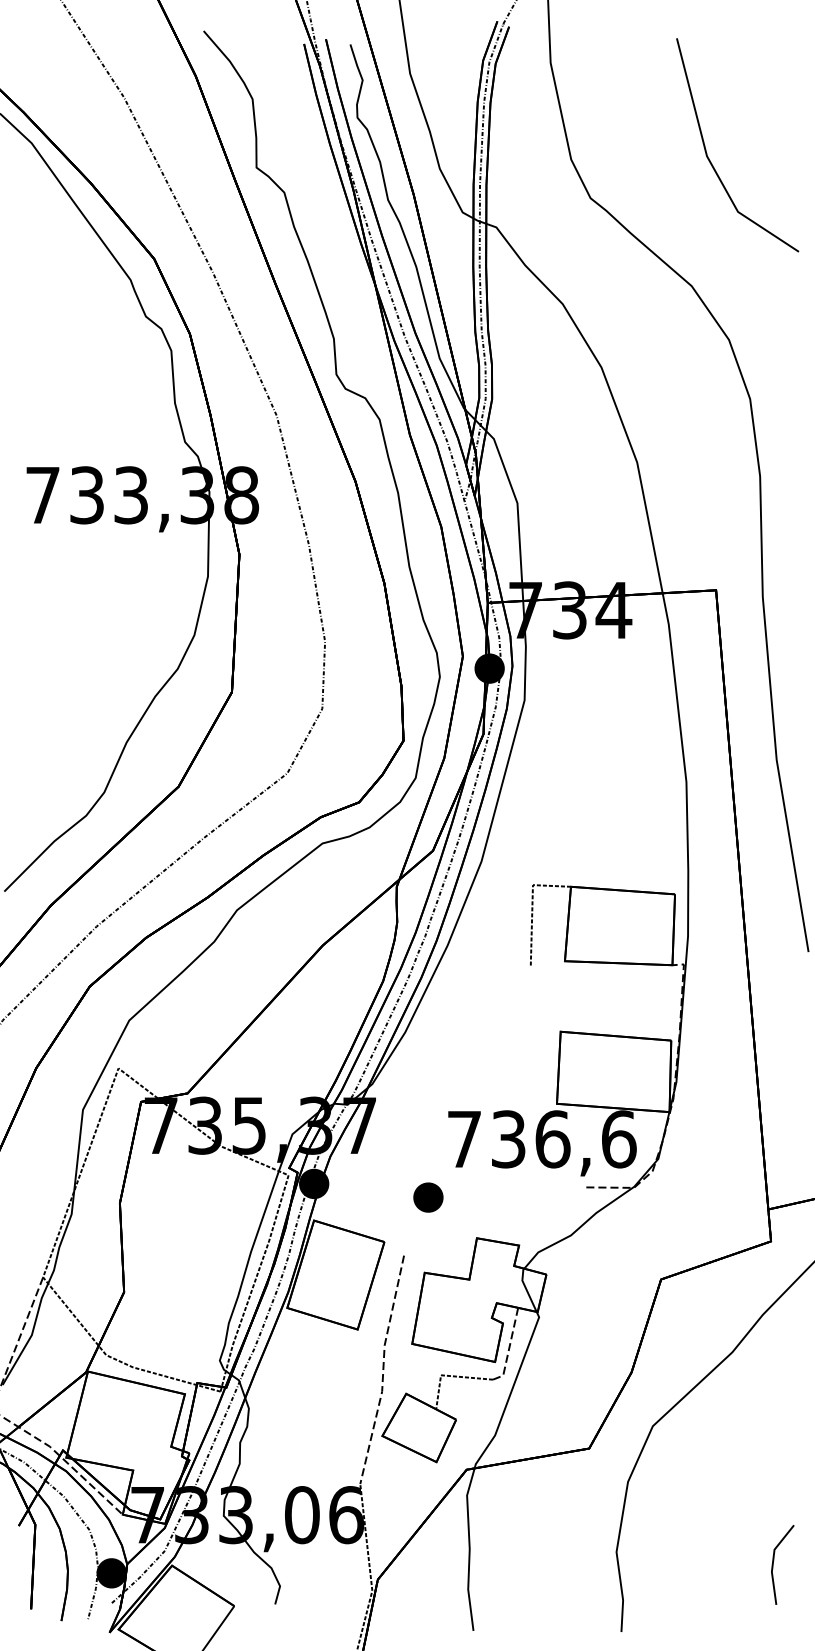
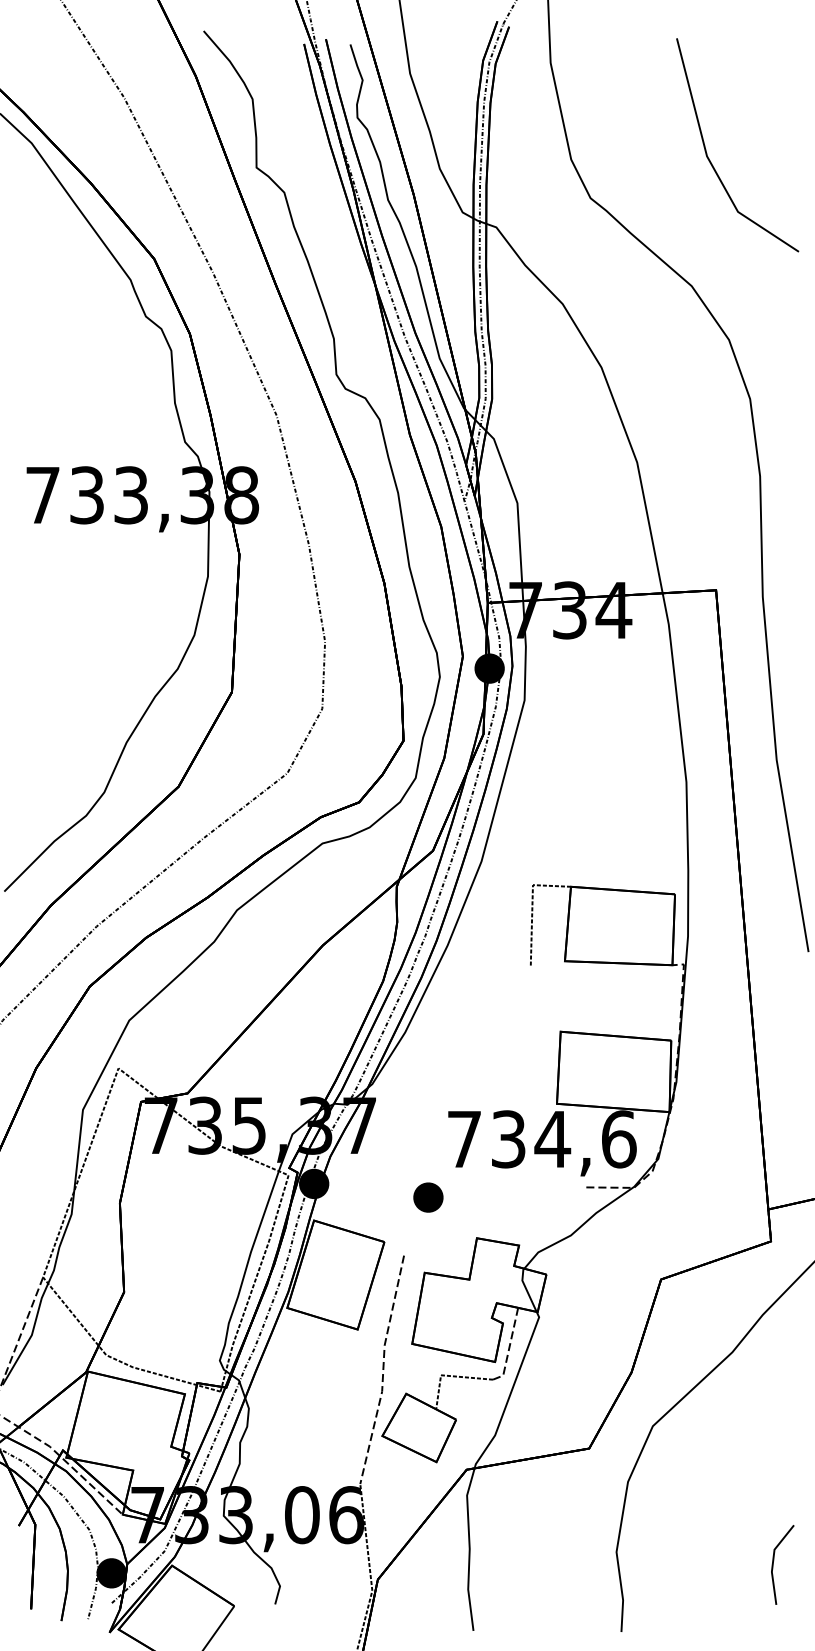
text: 736,6 -> 734,6 (552, 1139)
